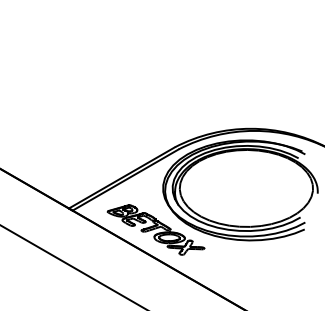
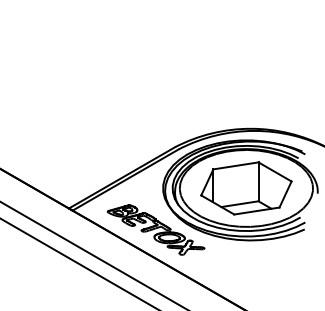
part: none -> present (246, 188)
line: none -> present (92, 255)
line position: (72, 266) -> (78, 263) (78, 263)
